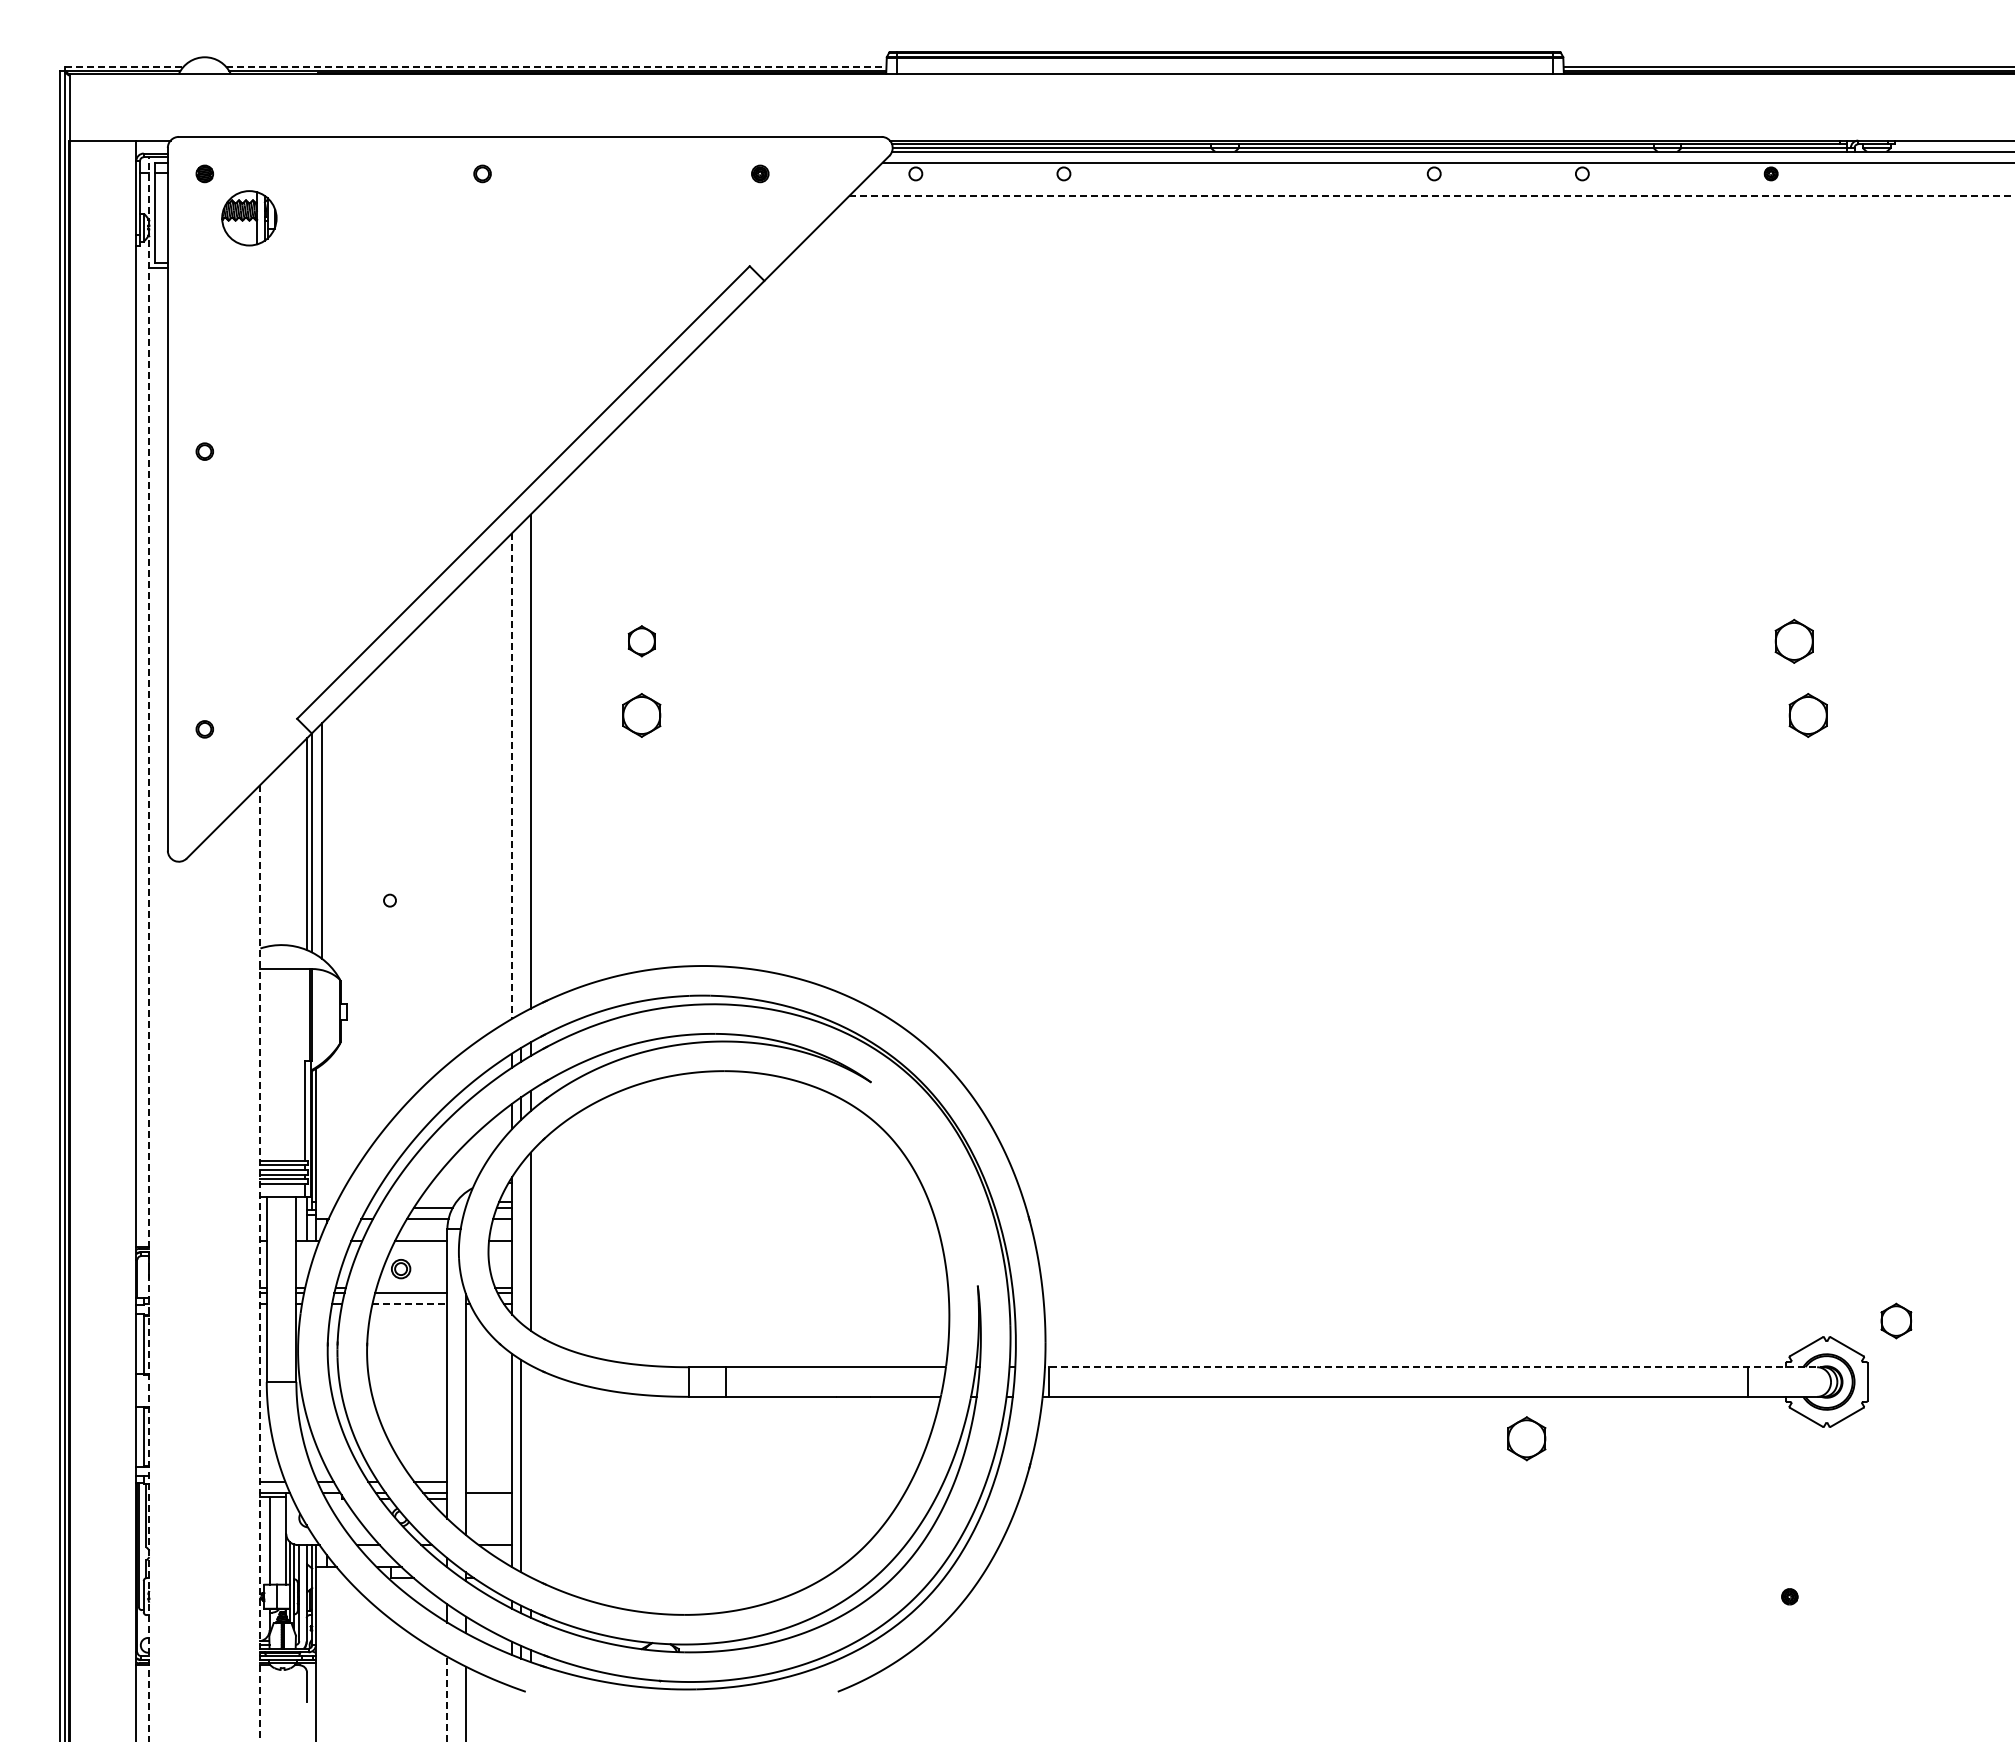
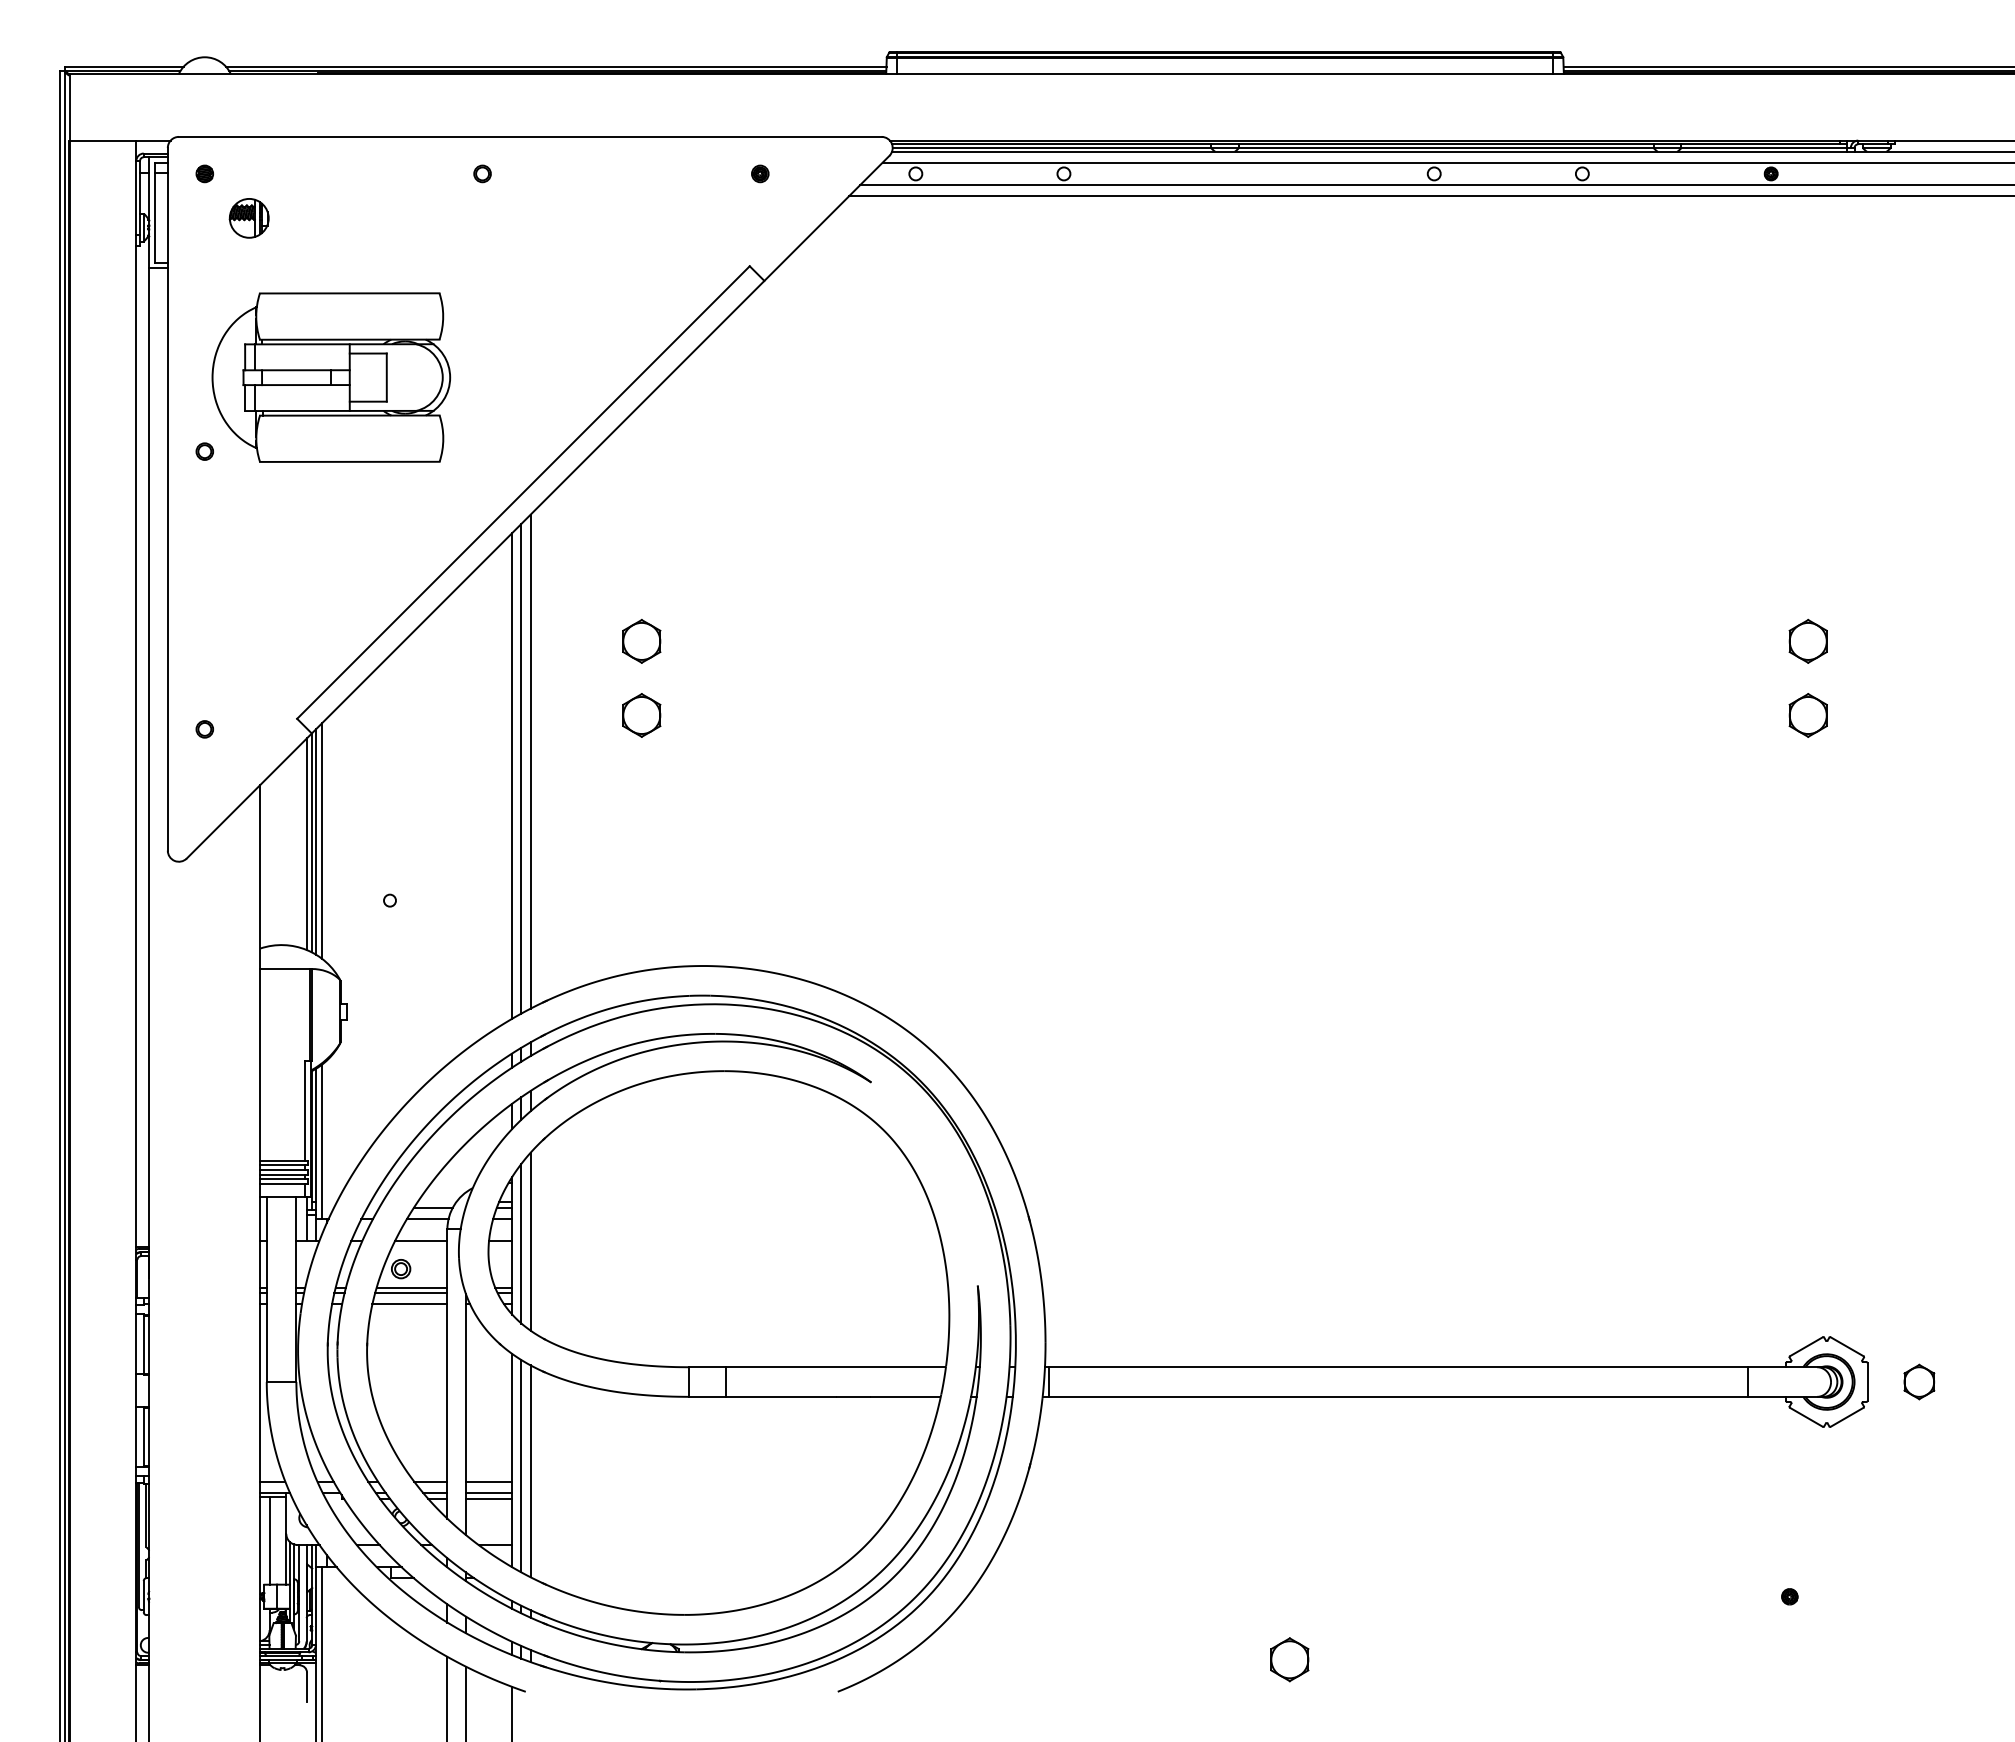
line: dashed -> solid (124, 66)
line: dashed -> solid (556, 66)
line: none -> present (1435, 185)
line: dashed -> solid (1432, 196)
part size: 57x57 px -> 42x41 px (248, 218)
part: none -> present (331, 377)
part position: (1793, 640) -> (1807, 640) (1807, 640)
part size: 29x33 px -> 40x46 px (641, 640)
line: none -> present (521, 768)
line: dashed -> solid (512, 775)
line: none -> present (315, 841)
line: dashed -> solid (149, 949)
line: none -> present (321, 1141)
line: none -> present (521, 1243)
line: dashed -> solid (260, 1263)
line: none -> present (411, 1287)
line: dashed -> solid (410, 1304)
part position: (1896, 1320) -> (1919, 1381) (1919, 1381)
line: dashed -> solid (1435, 1367)
part position: (1526, 1438) -> (1289, 1659) (1289, 1659)
line: none -> present (530, 1471)
line: none -> present (488, 1482)
line: none -> present (488, 1498)
line: none -> present (321, 1652)
line: dashed -> solid (447, 1698)
line: none -> present (512, 1712)
